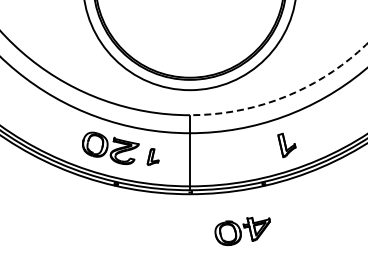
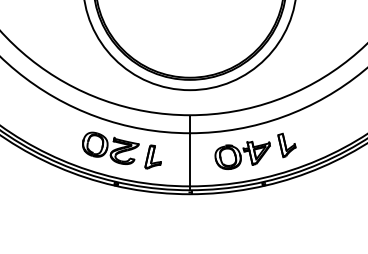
arc: dashed -> solid (286, 96)
part size: 14x18 px -> 18x26 px (152, 156)
part position: (242, 230) -> (242, 154) (242, 154)
